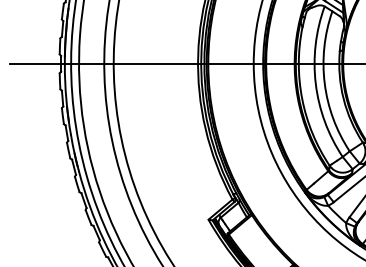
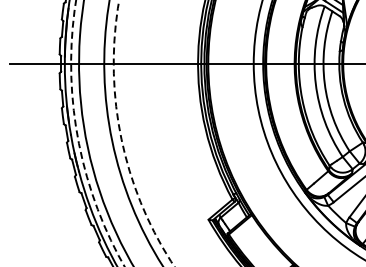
arc: solid -> dashed (78, 138)
arc: solid -> dashed (121, 139)
